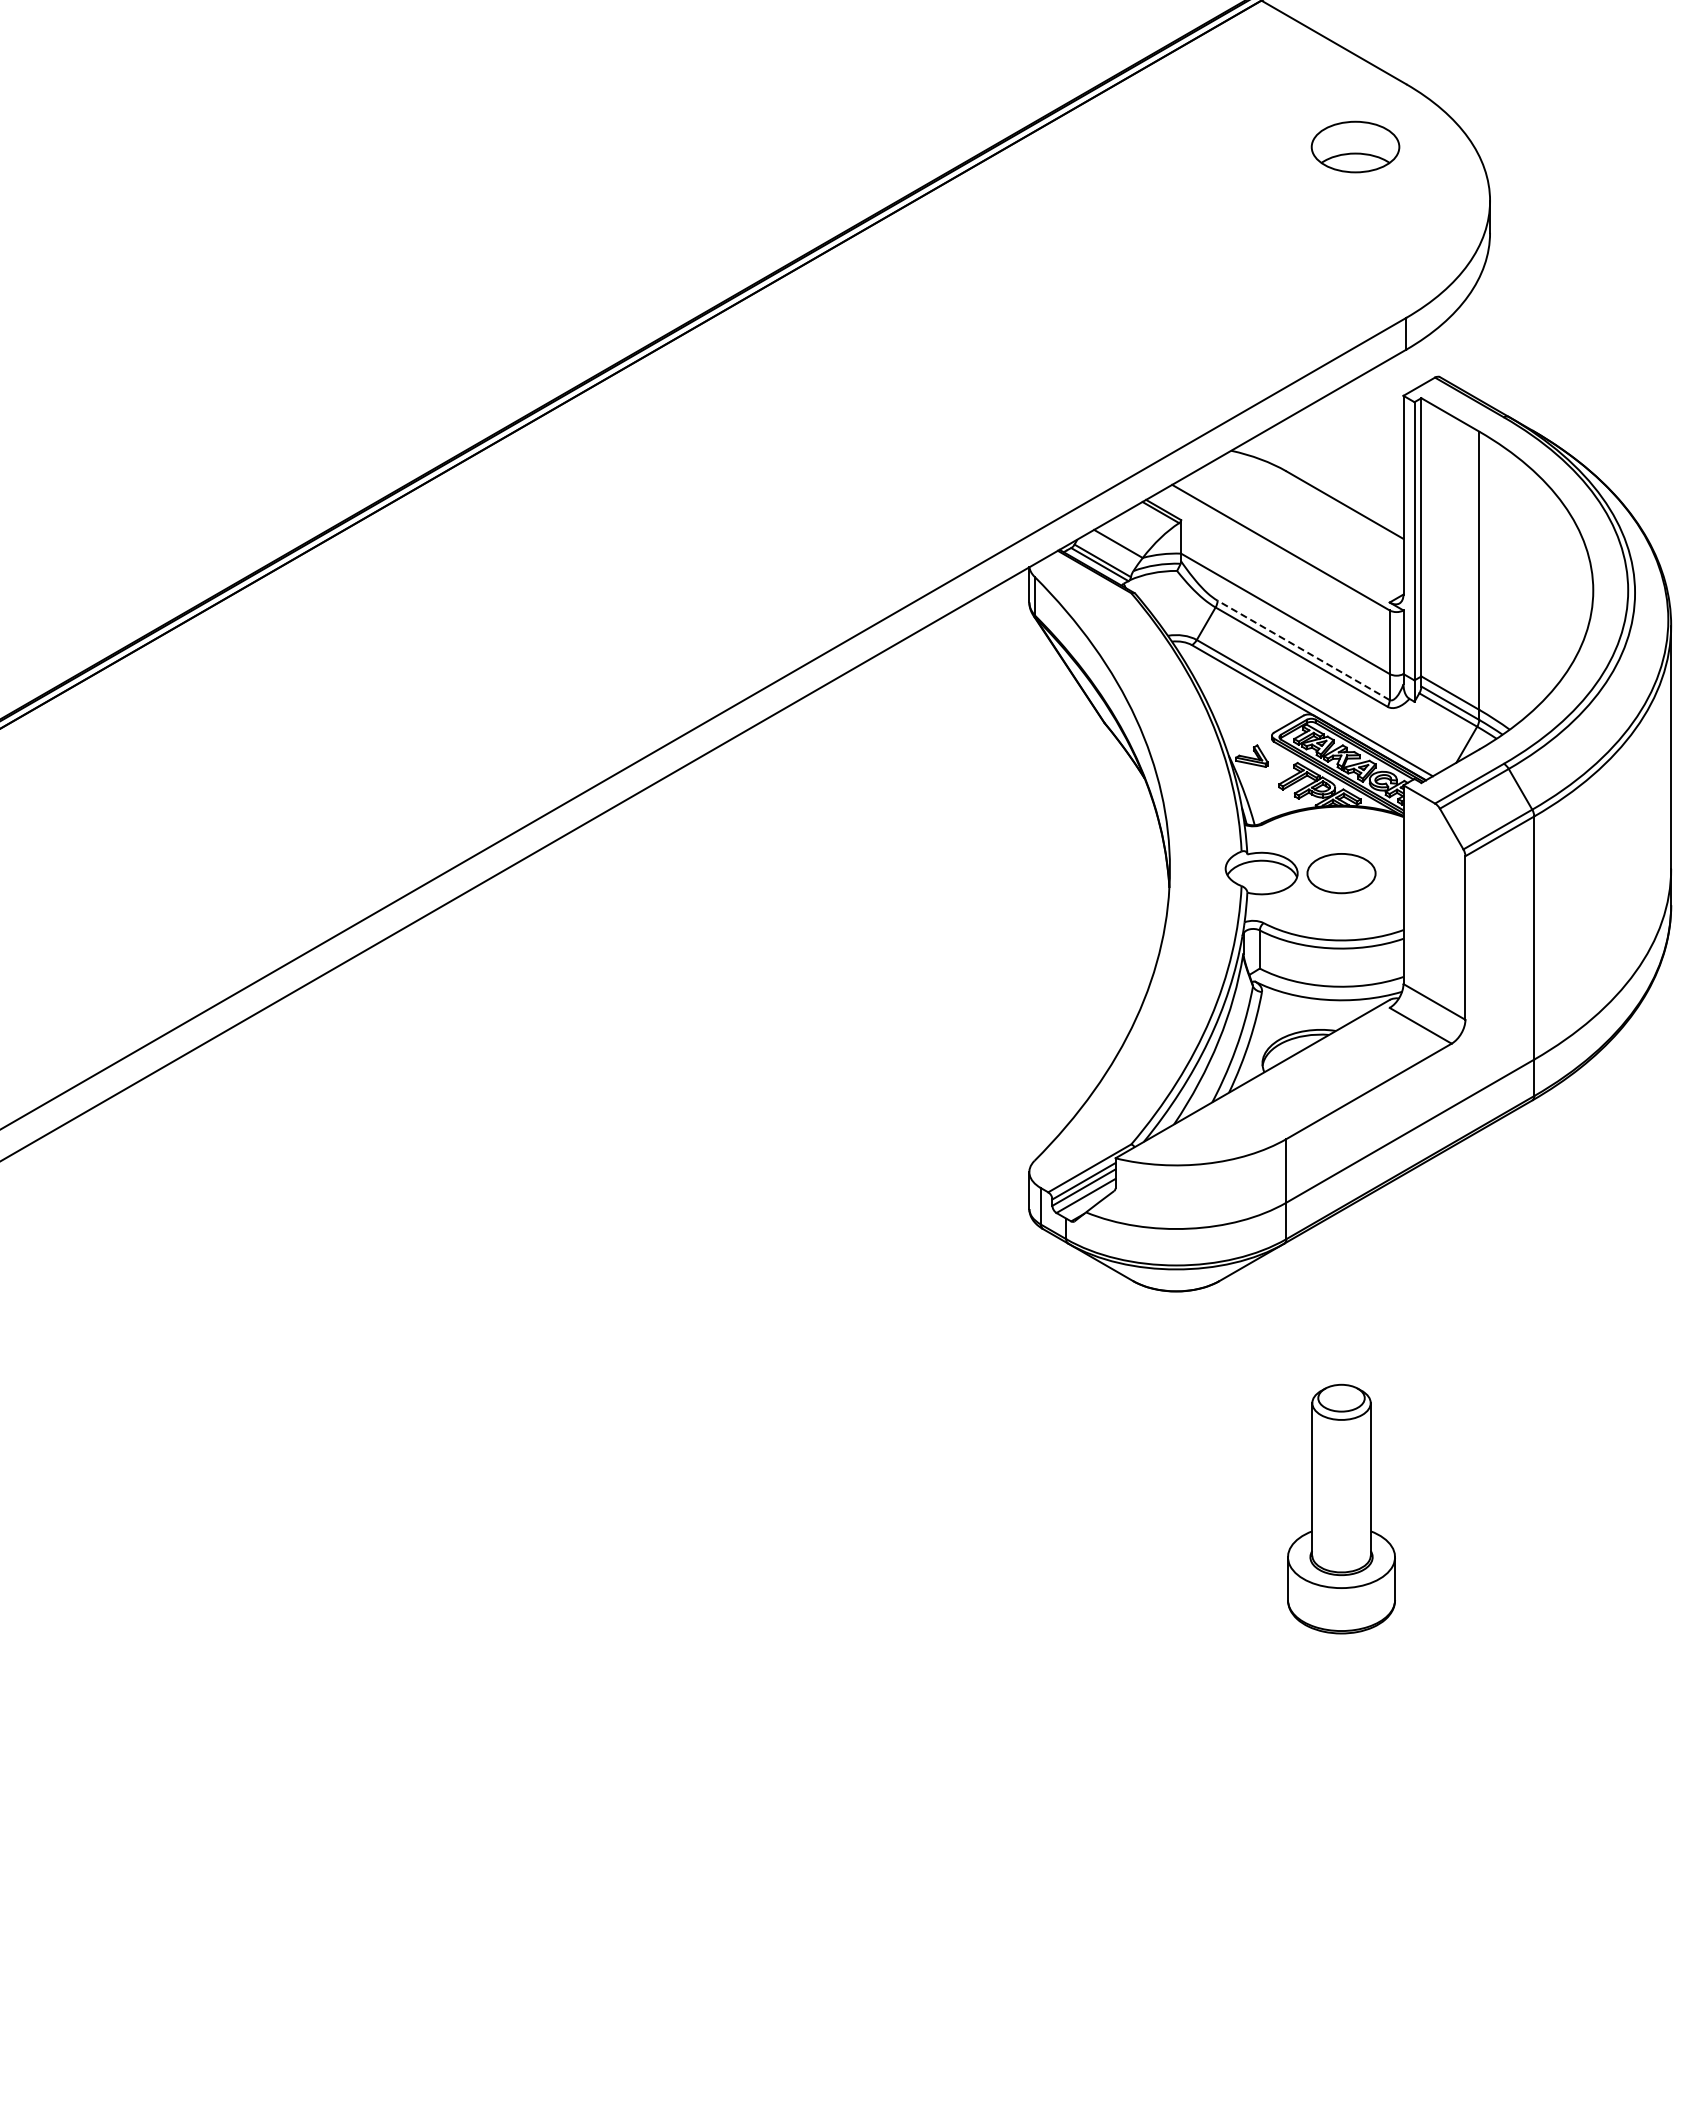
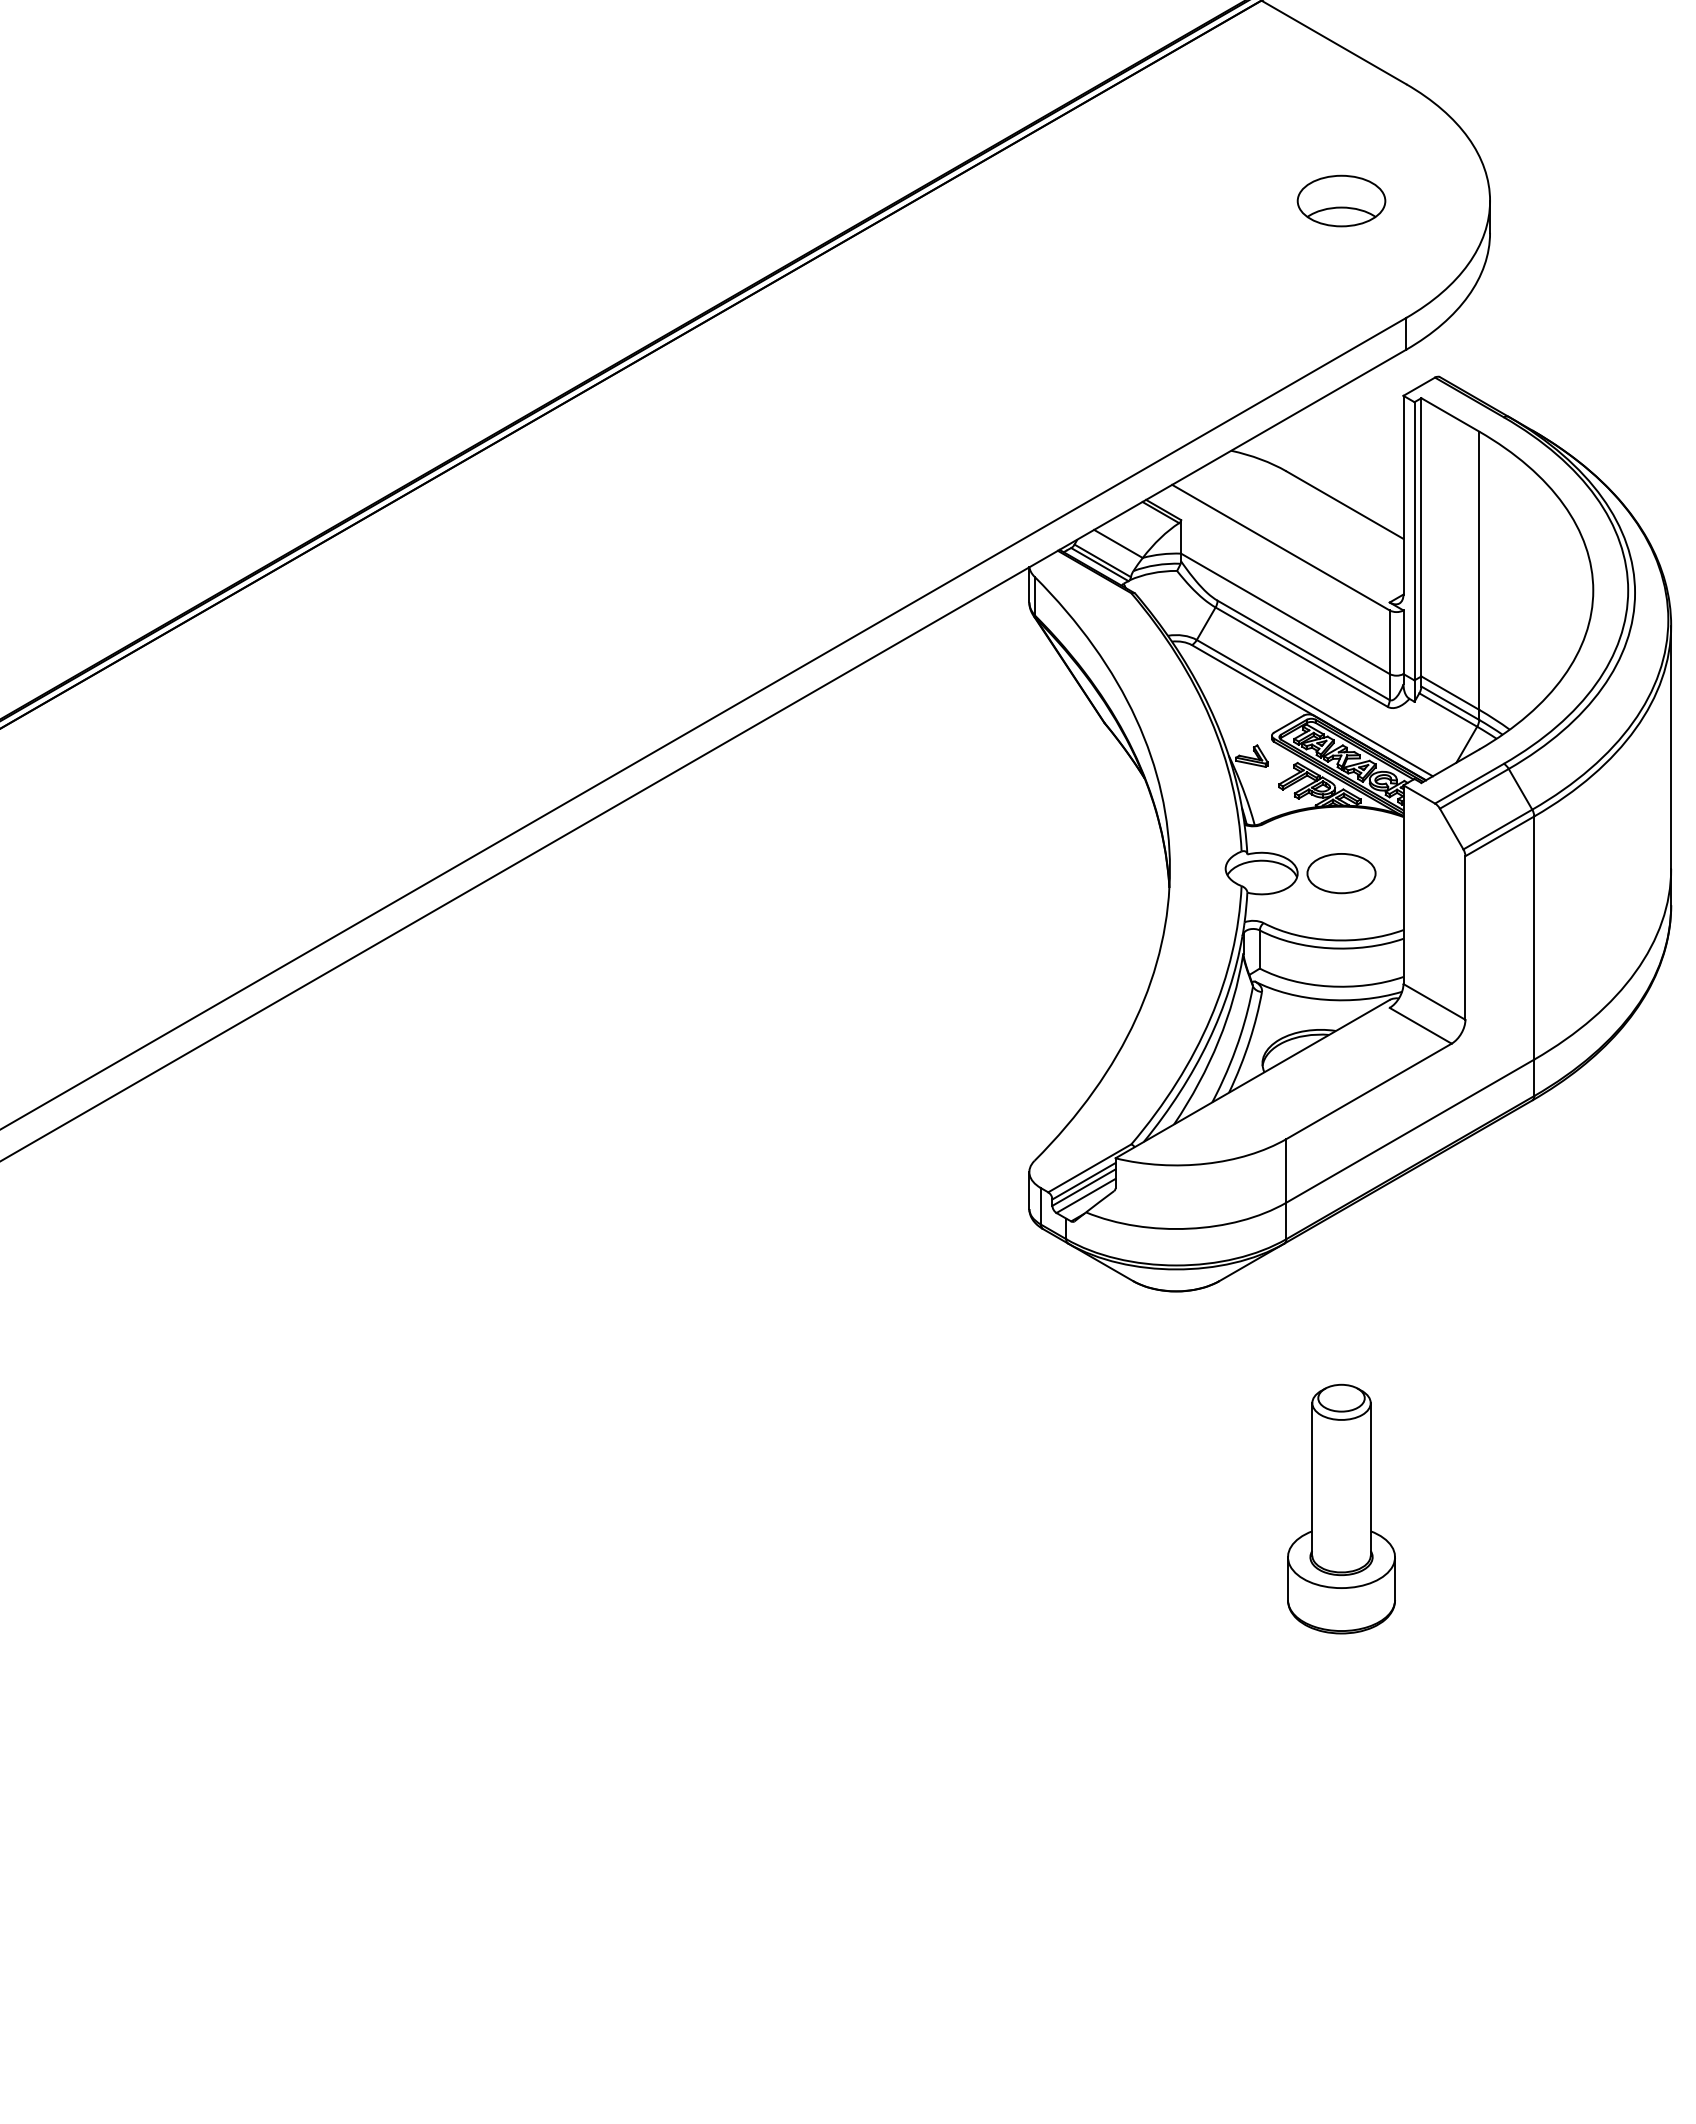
part position: (1355, 146) -> (1341, 200) (1341, 200)
line: dashed -> solid (1303, 650)
